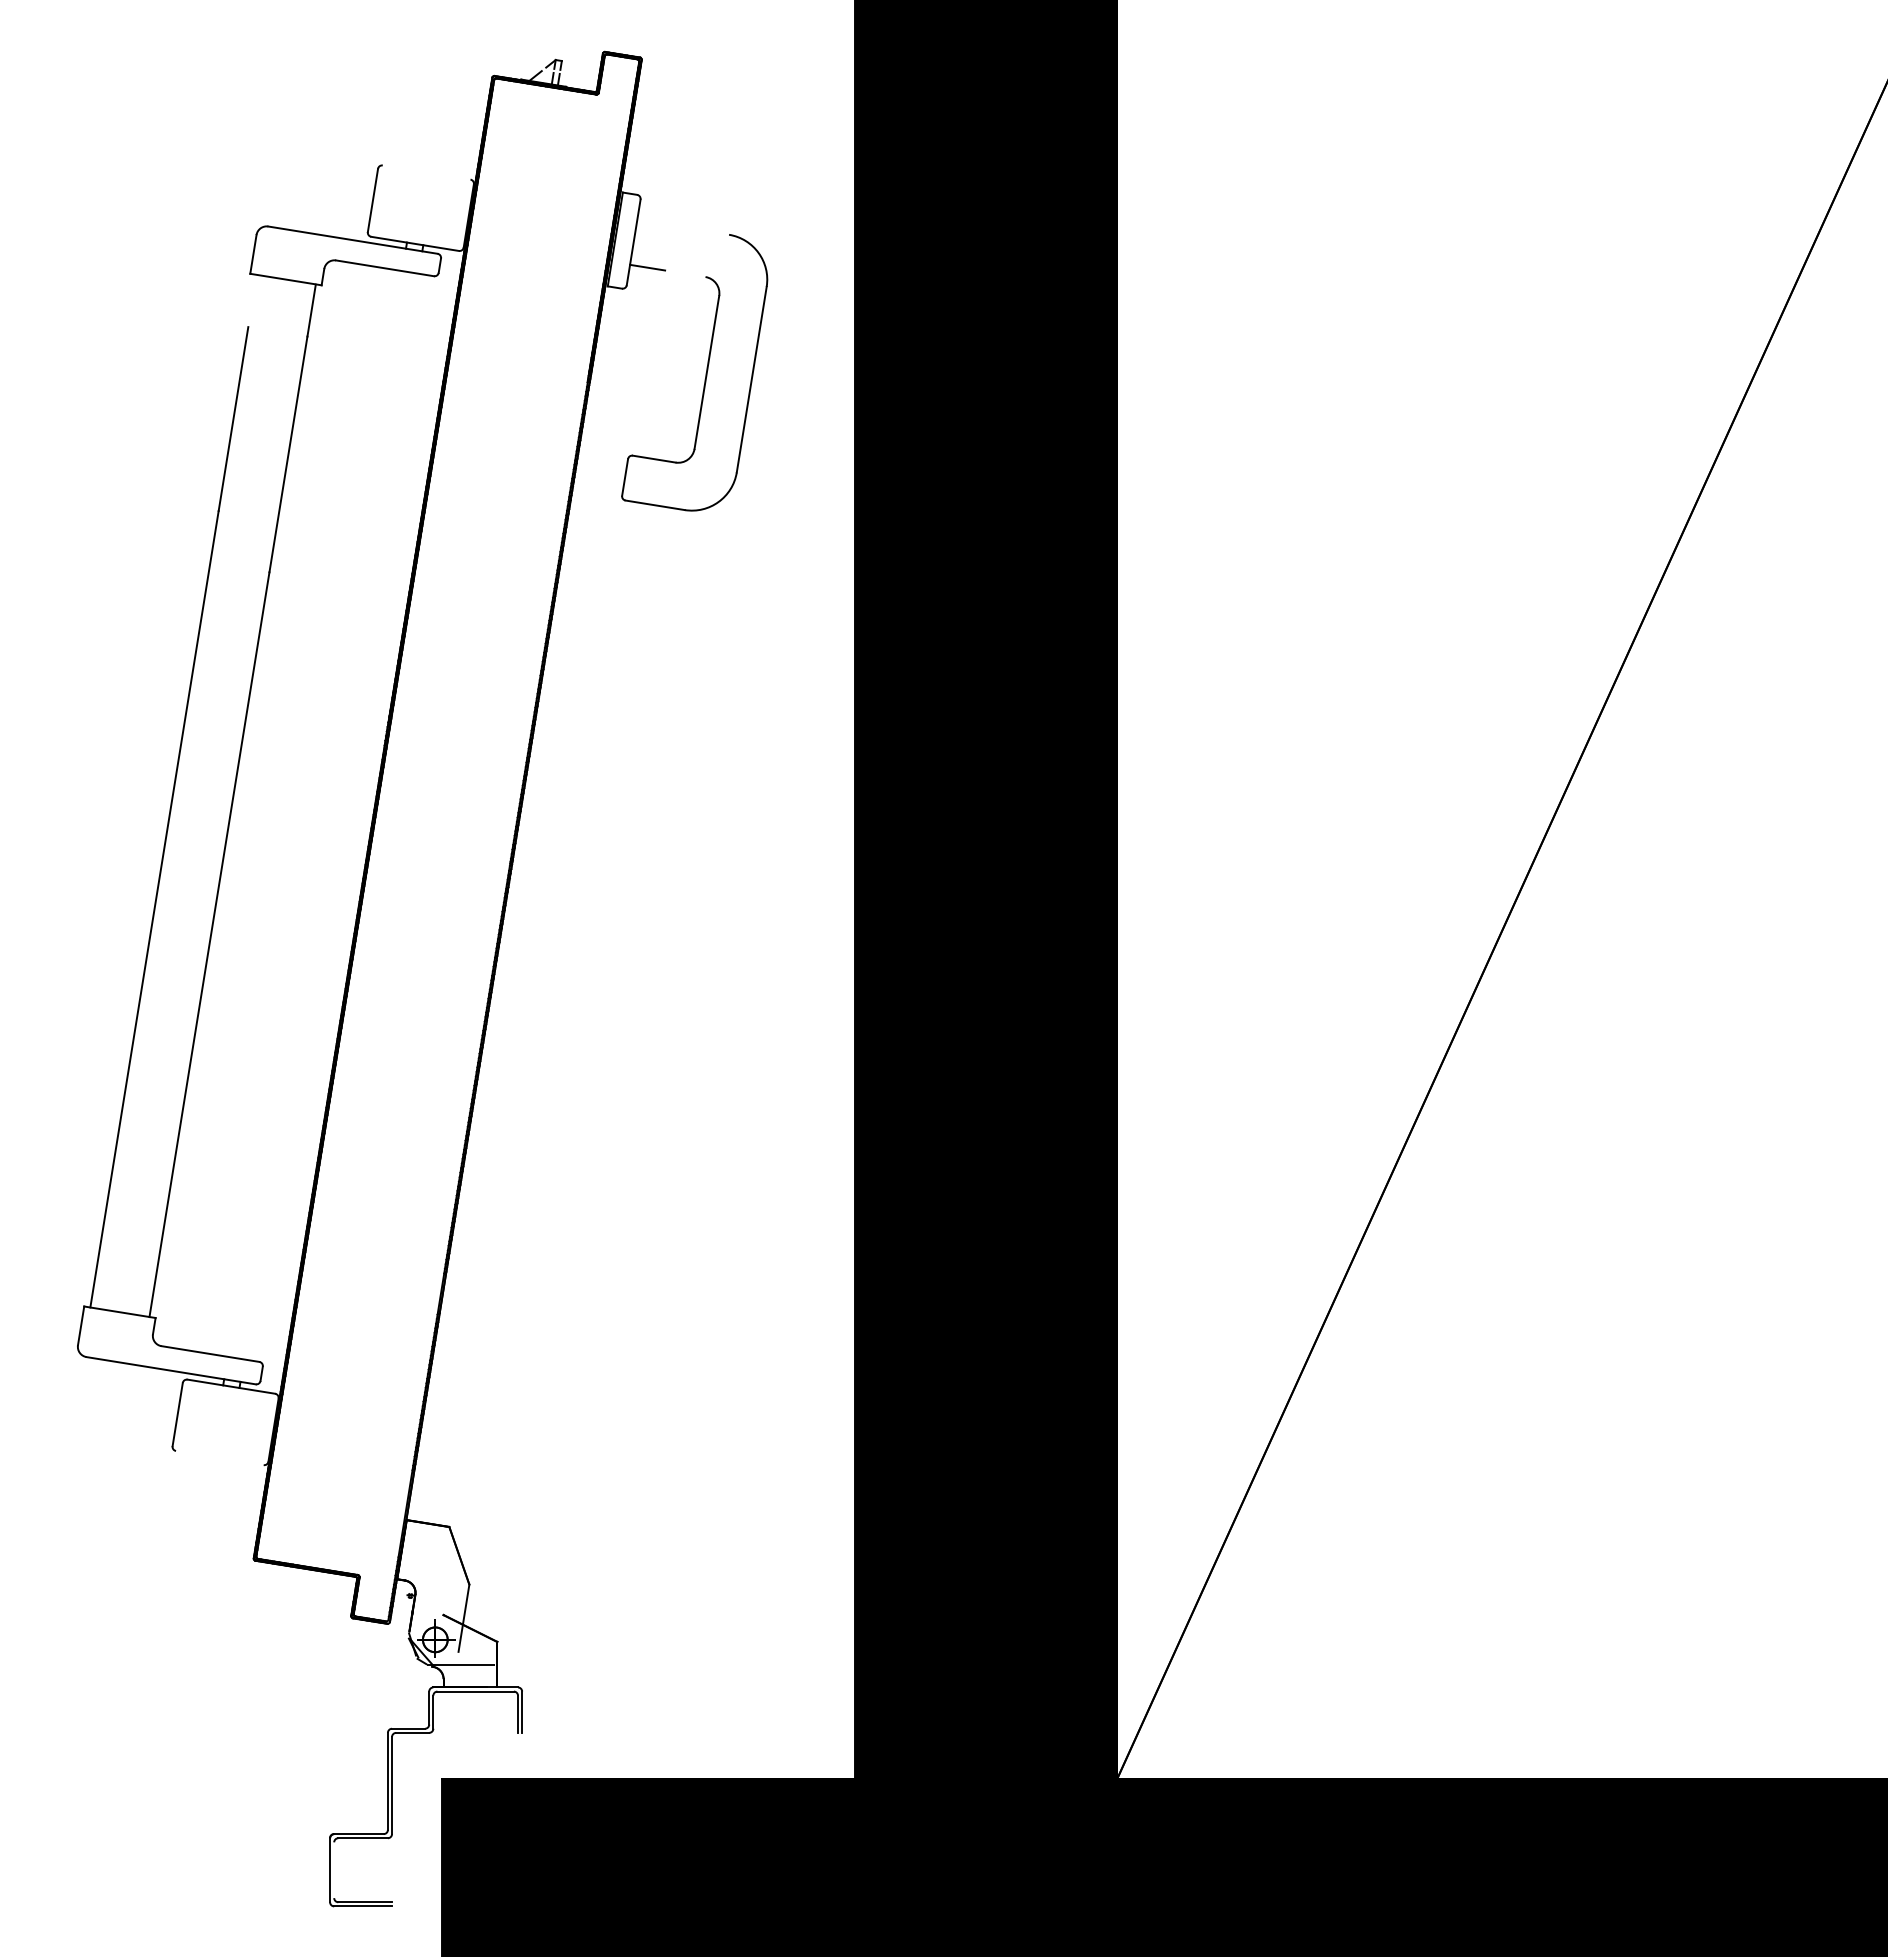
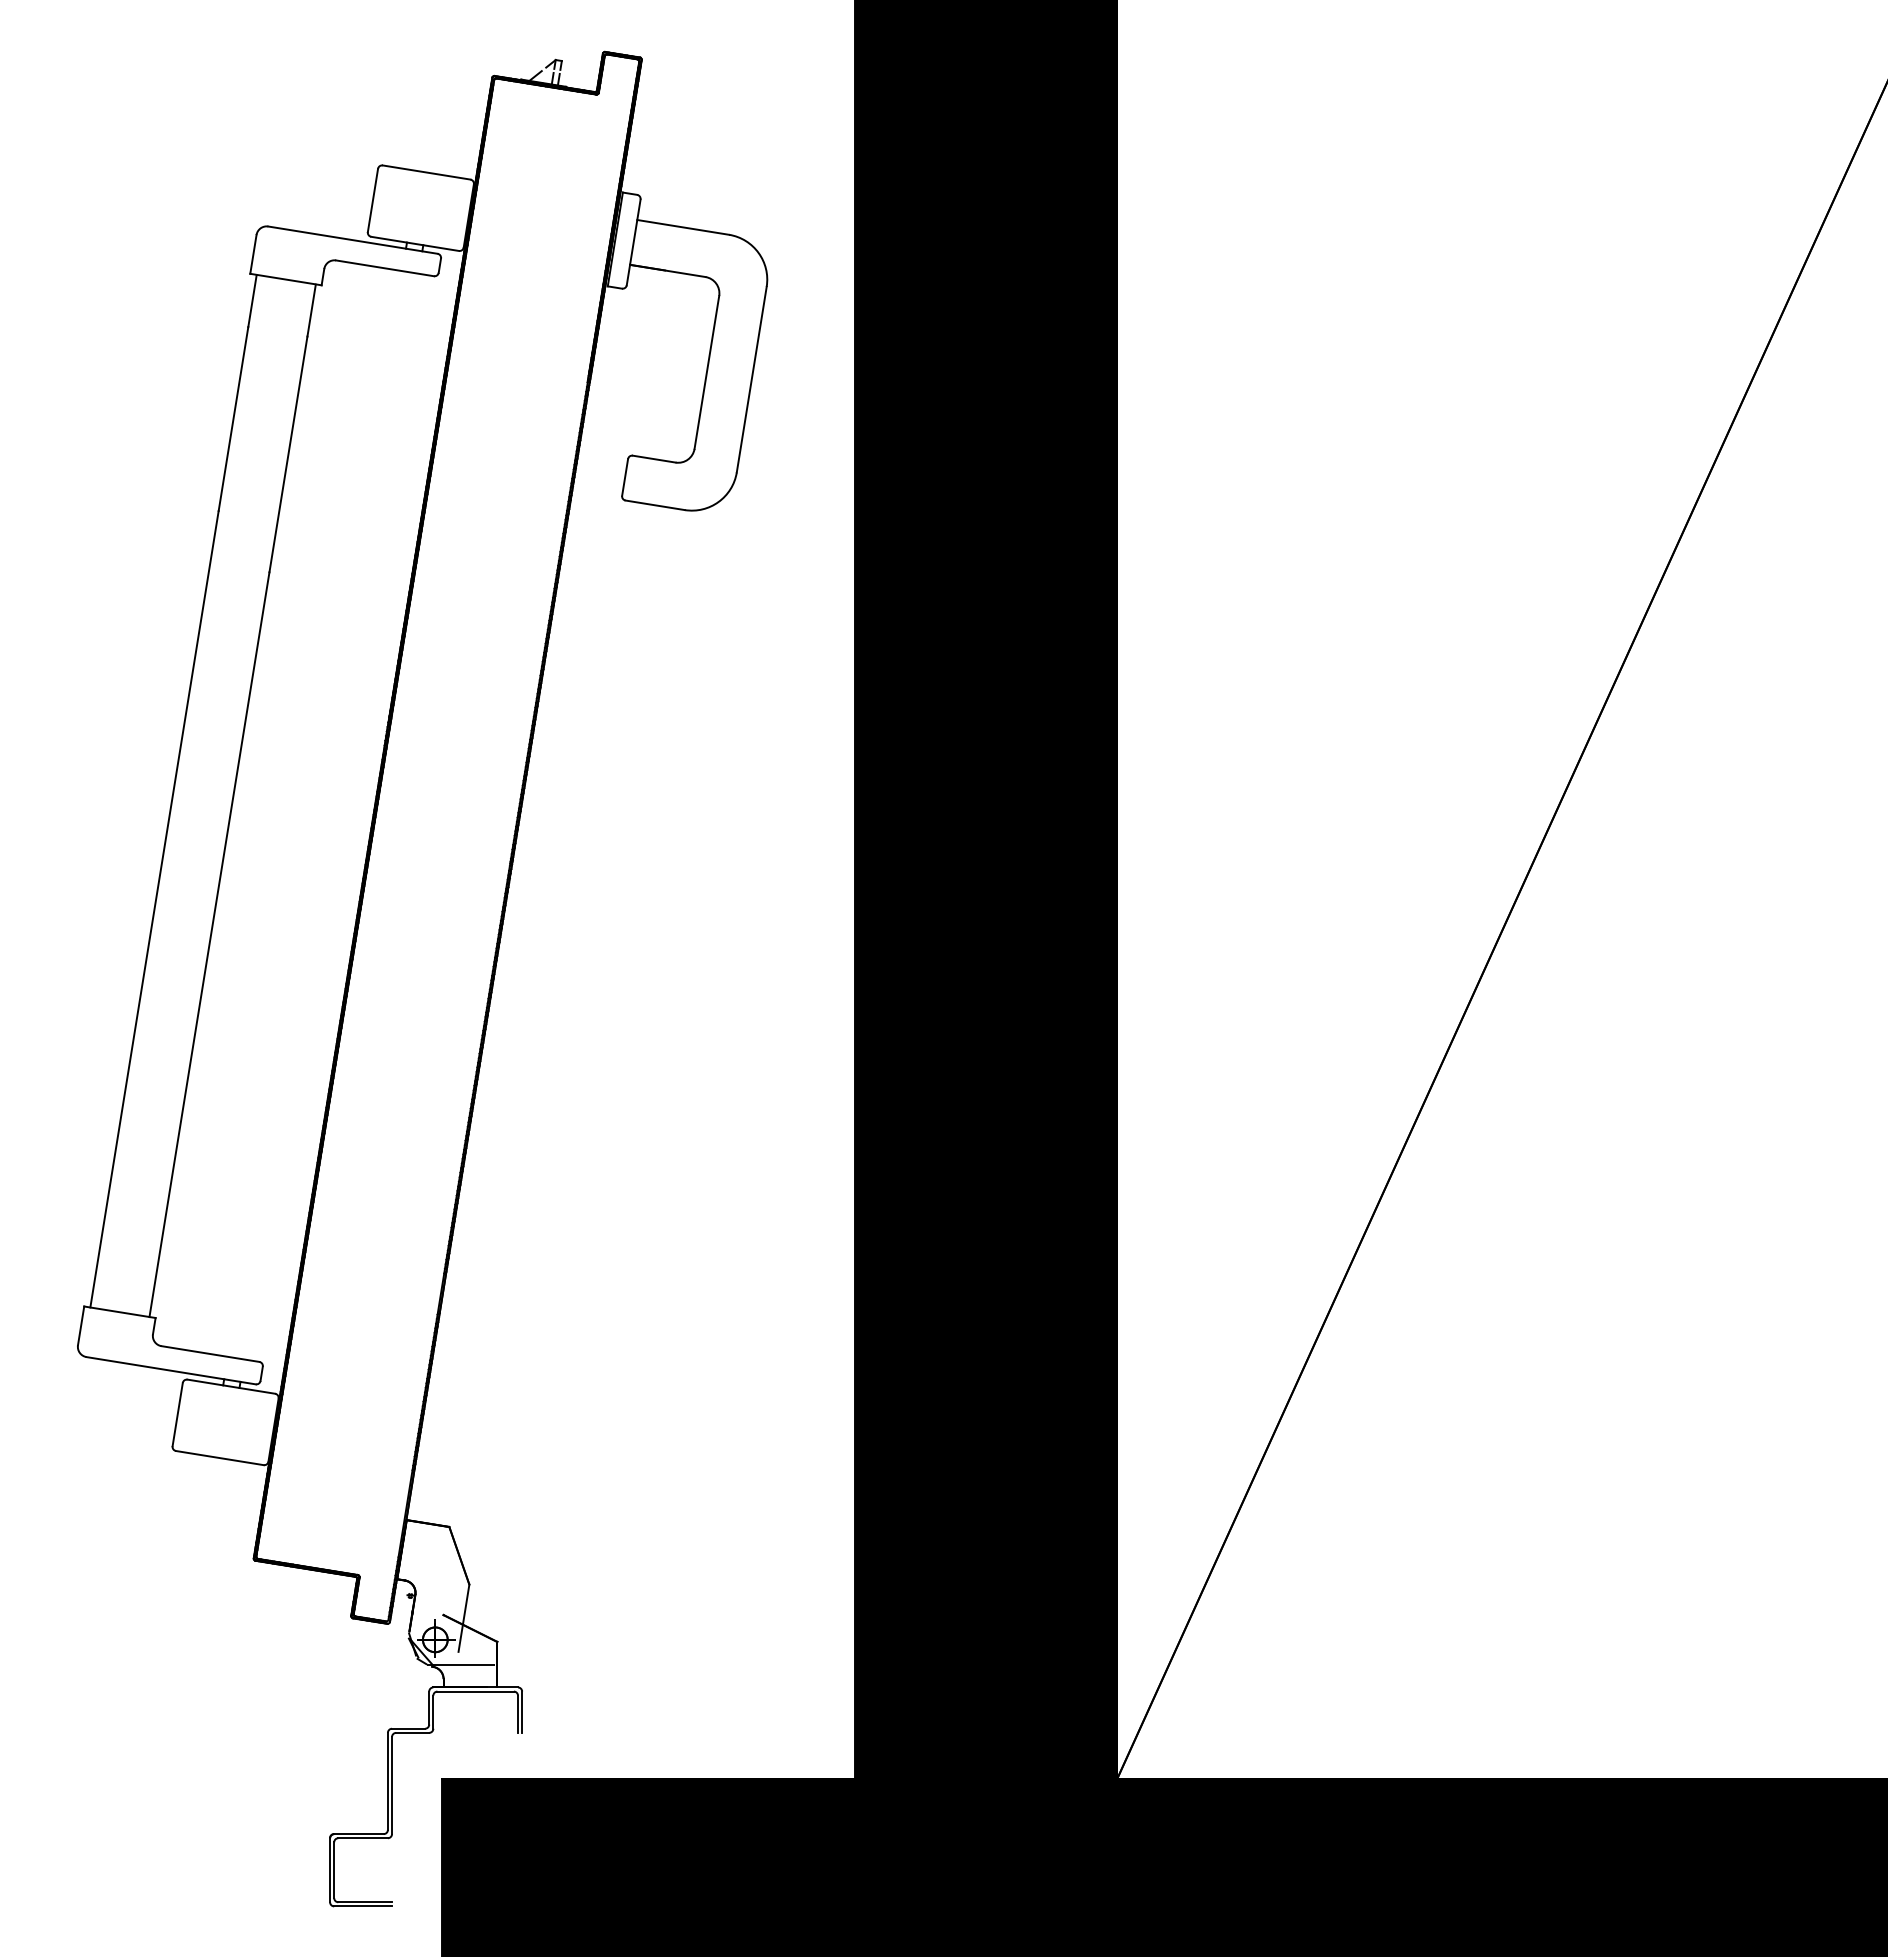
line: none -> present (426, 172)
line: none -> present (683, 227)
line: none -> present (667, 270)
line: none -> present (252, 301)
line: none -> present (219, 1458)
line: none -> present (334, 1870)
